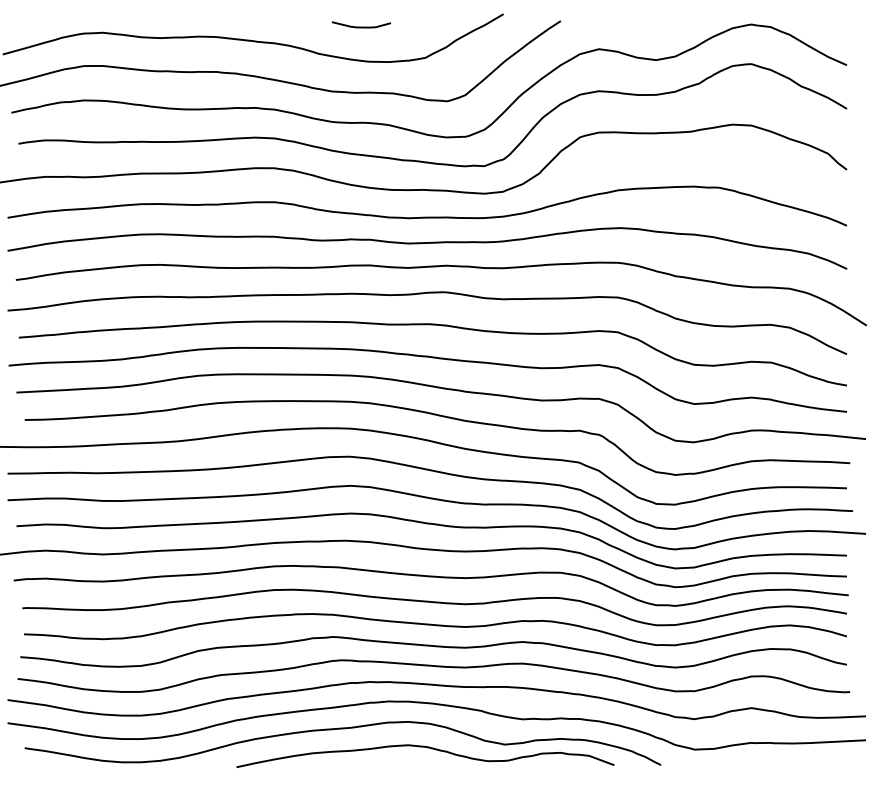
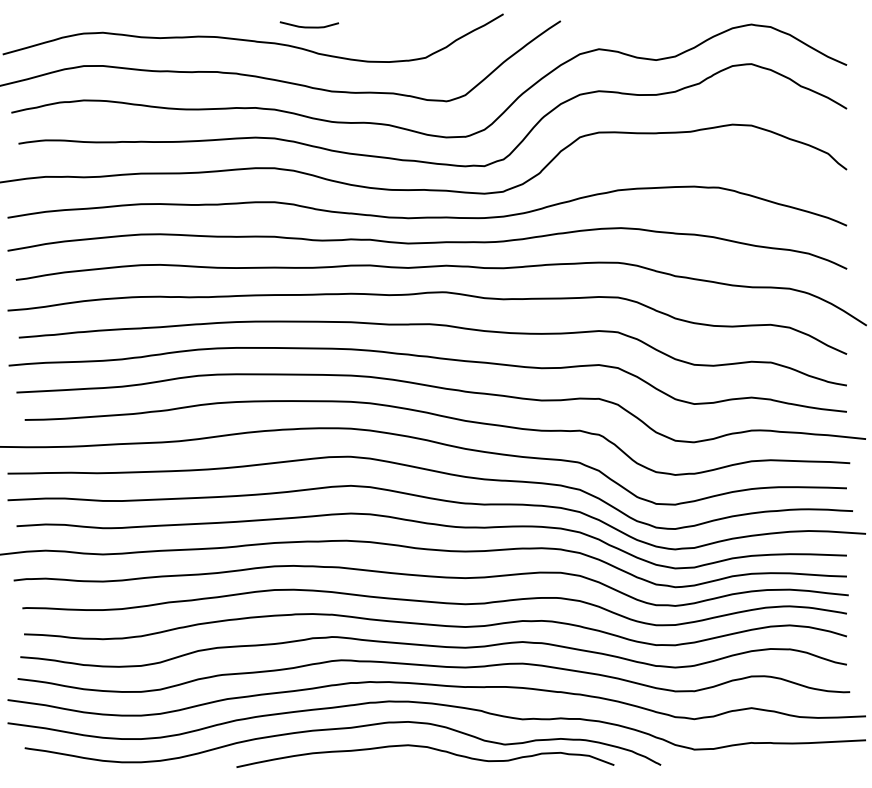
curve position: (361, 26) -> (309, 26) (309, 26)
